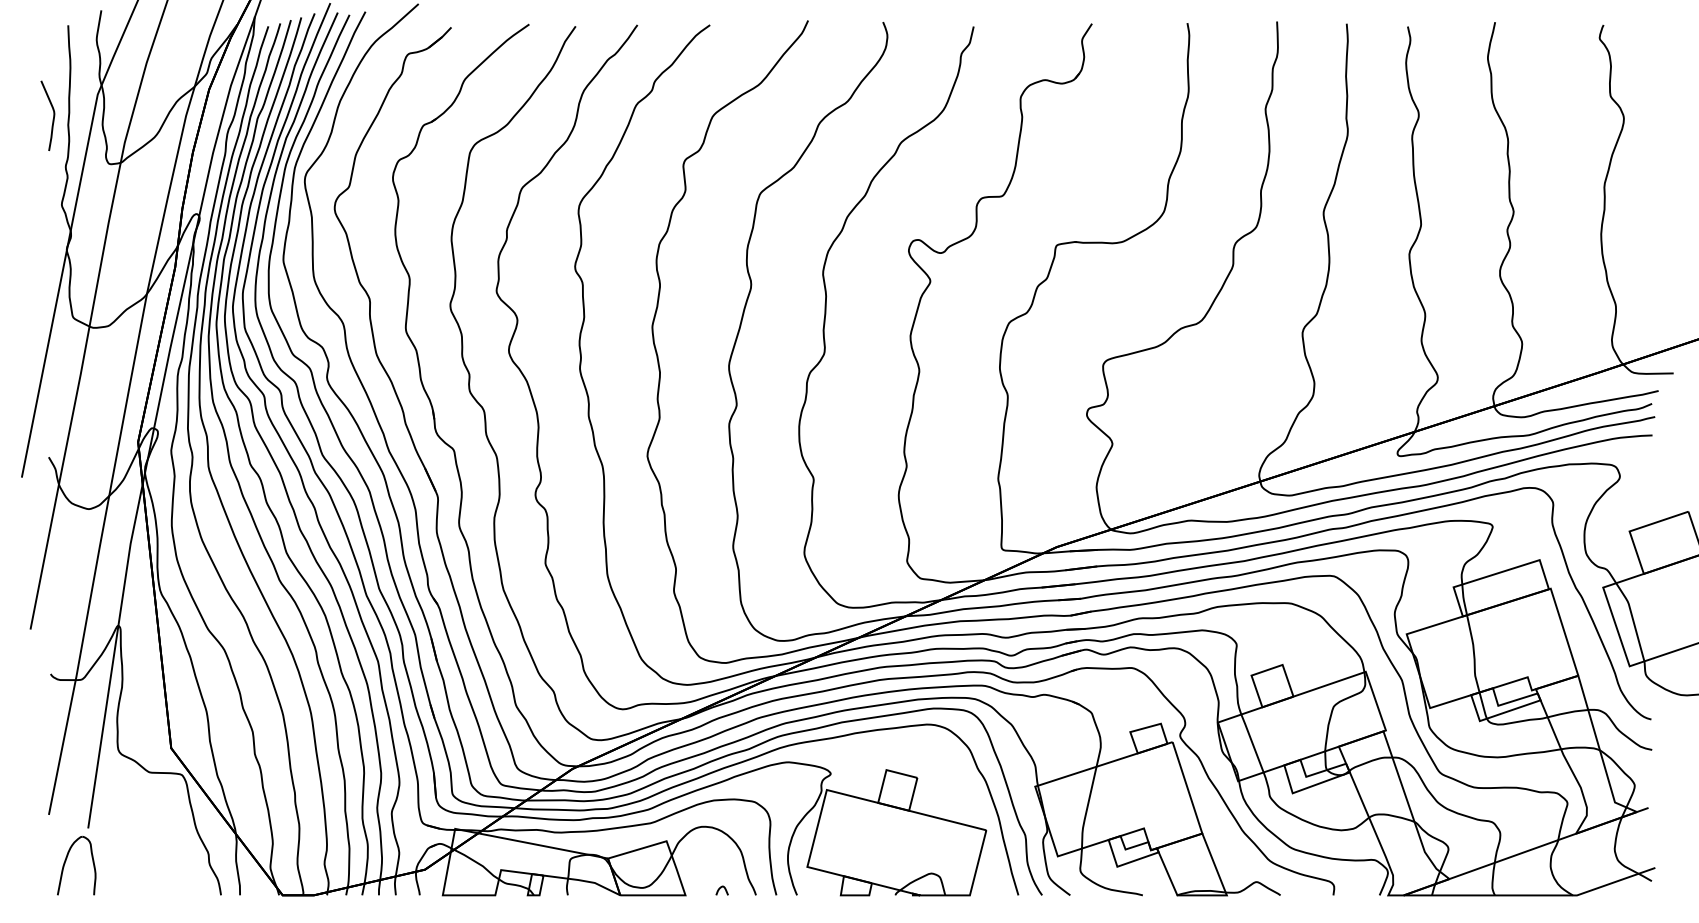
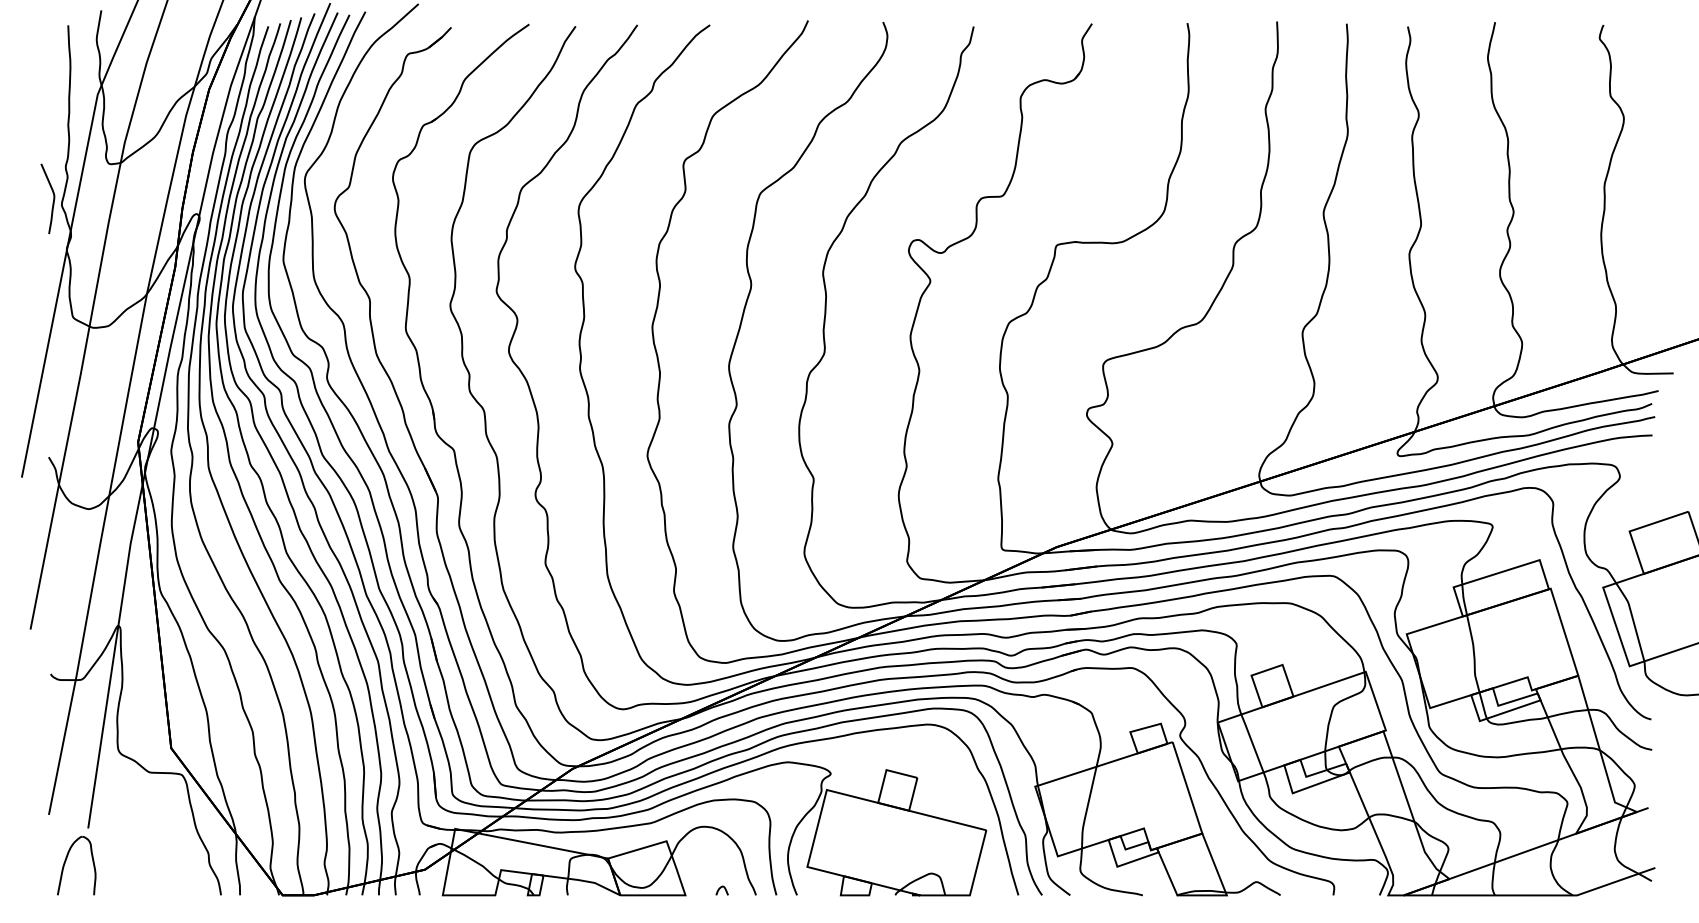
curve position: (53, 115) -> (53, 198) (53, 198)
